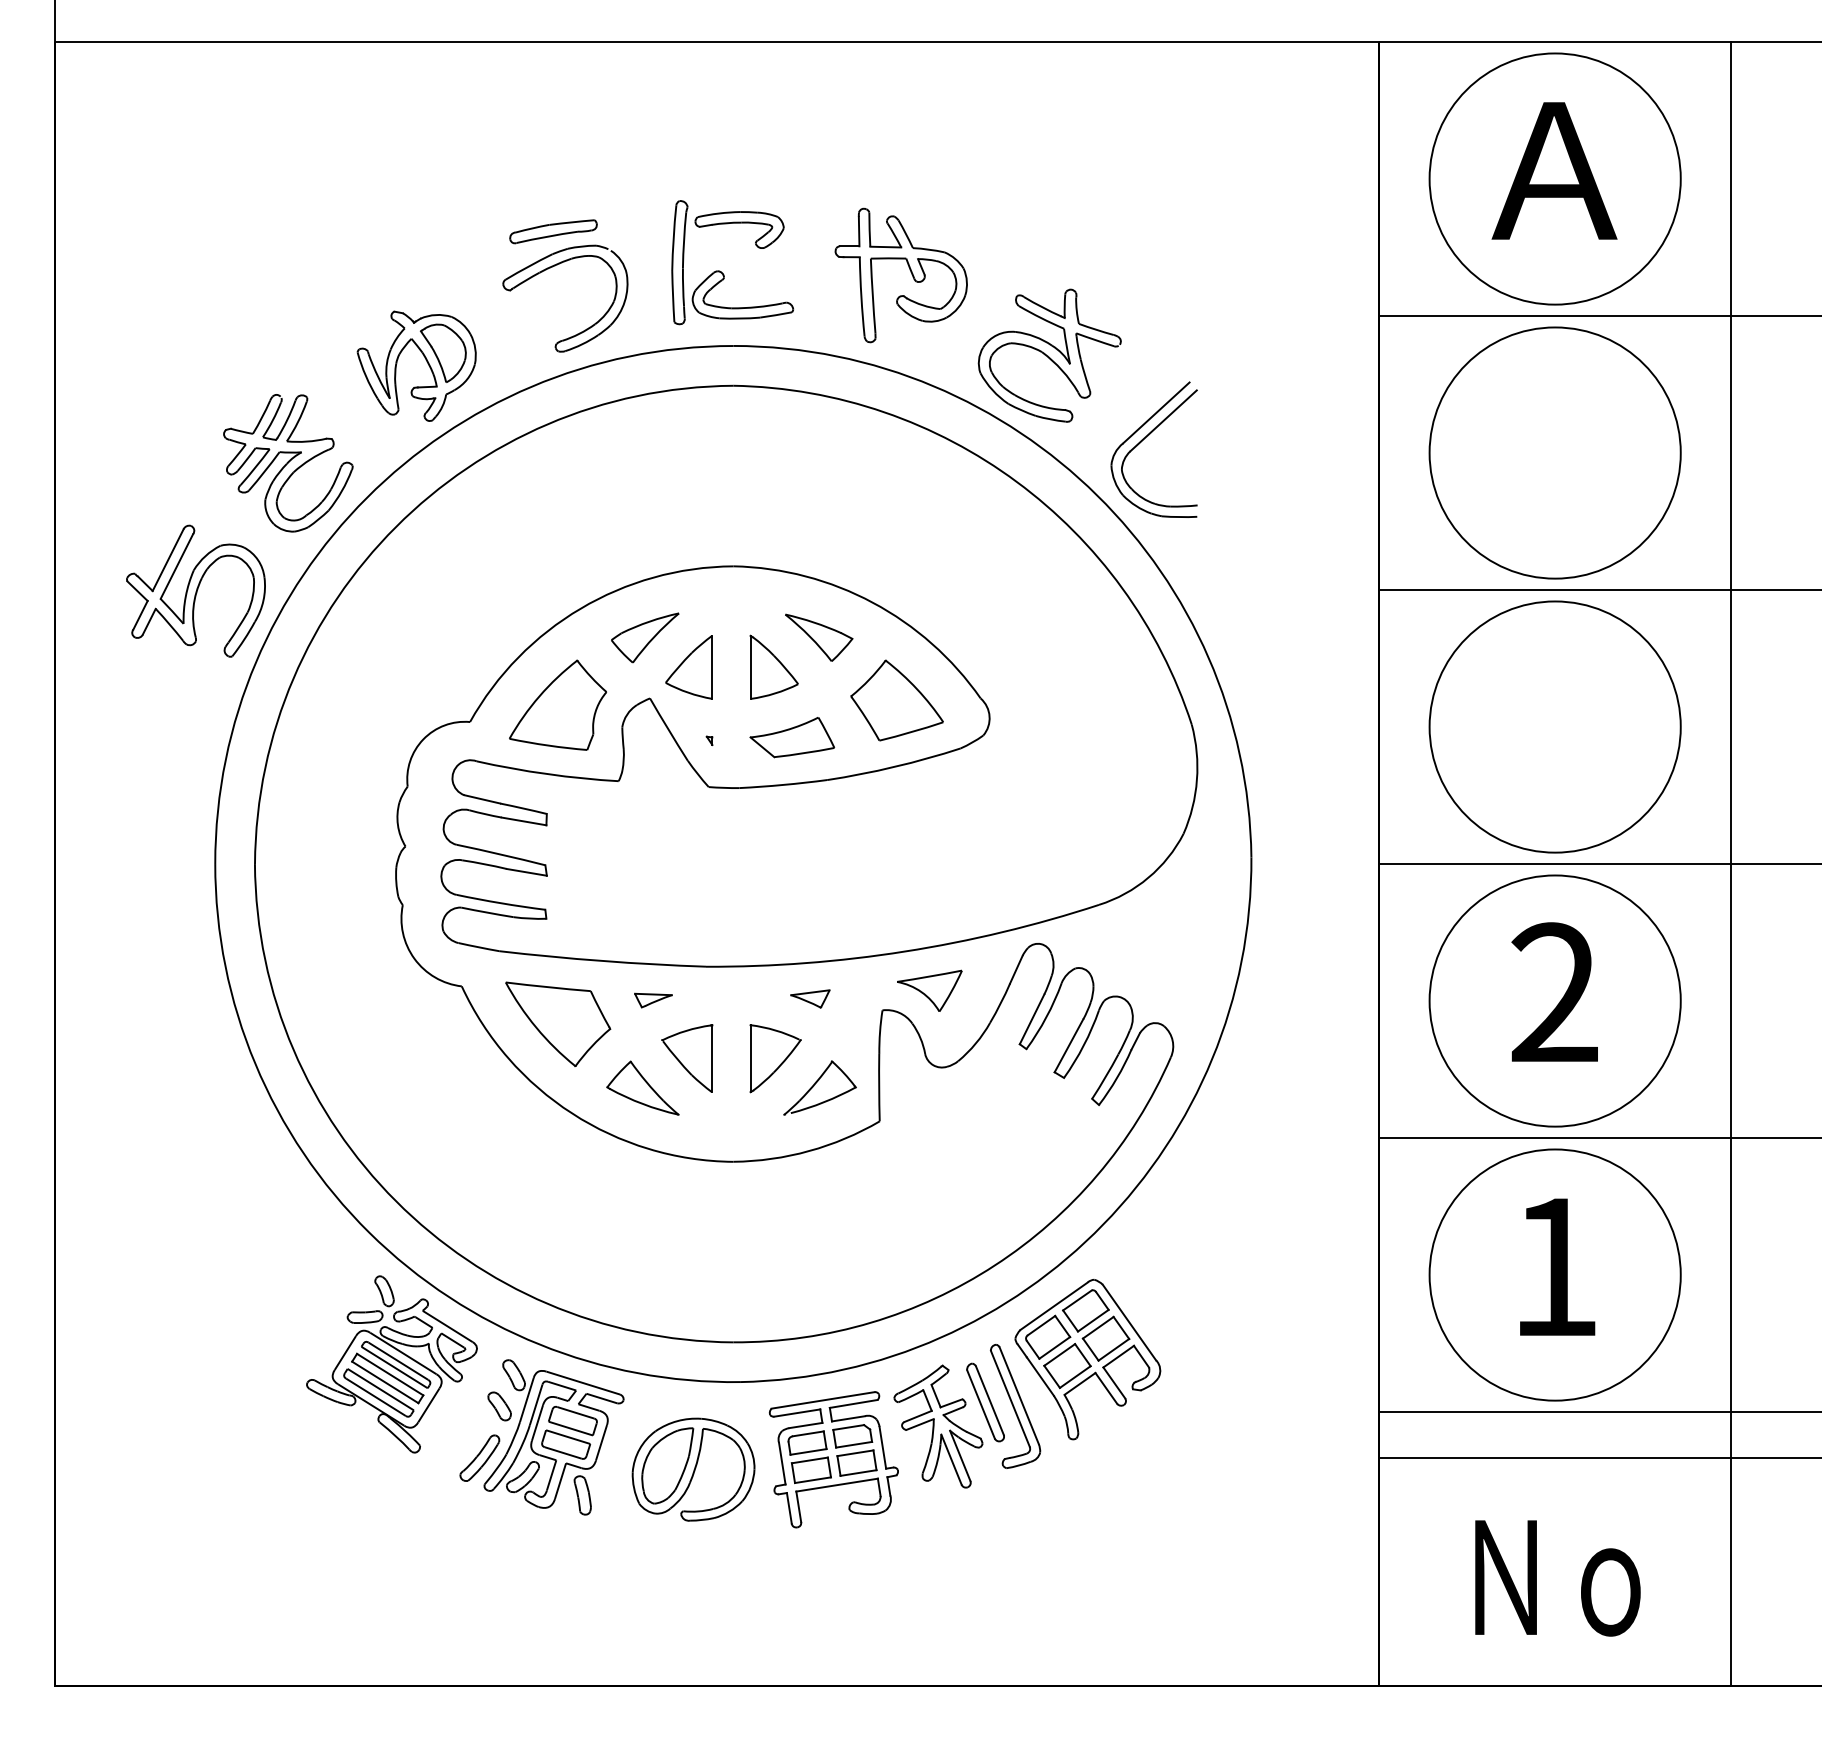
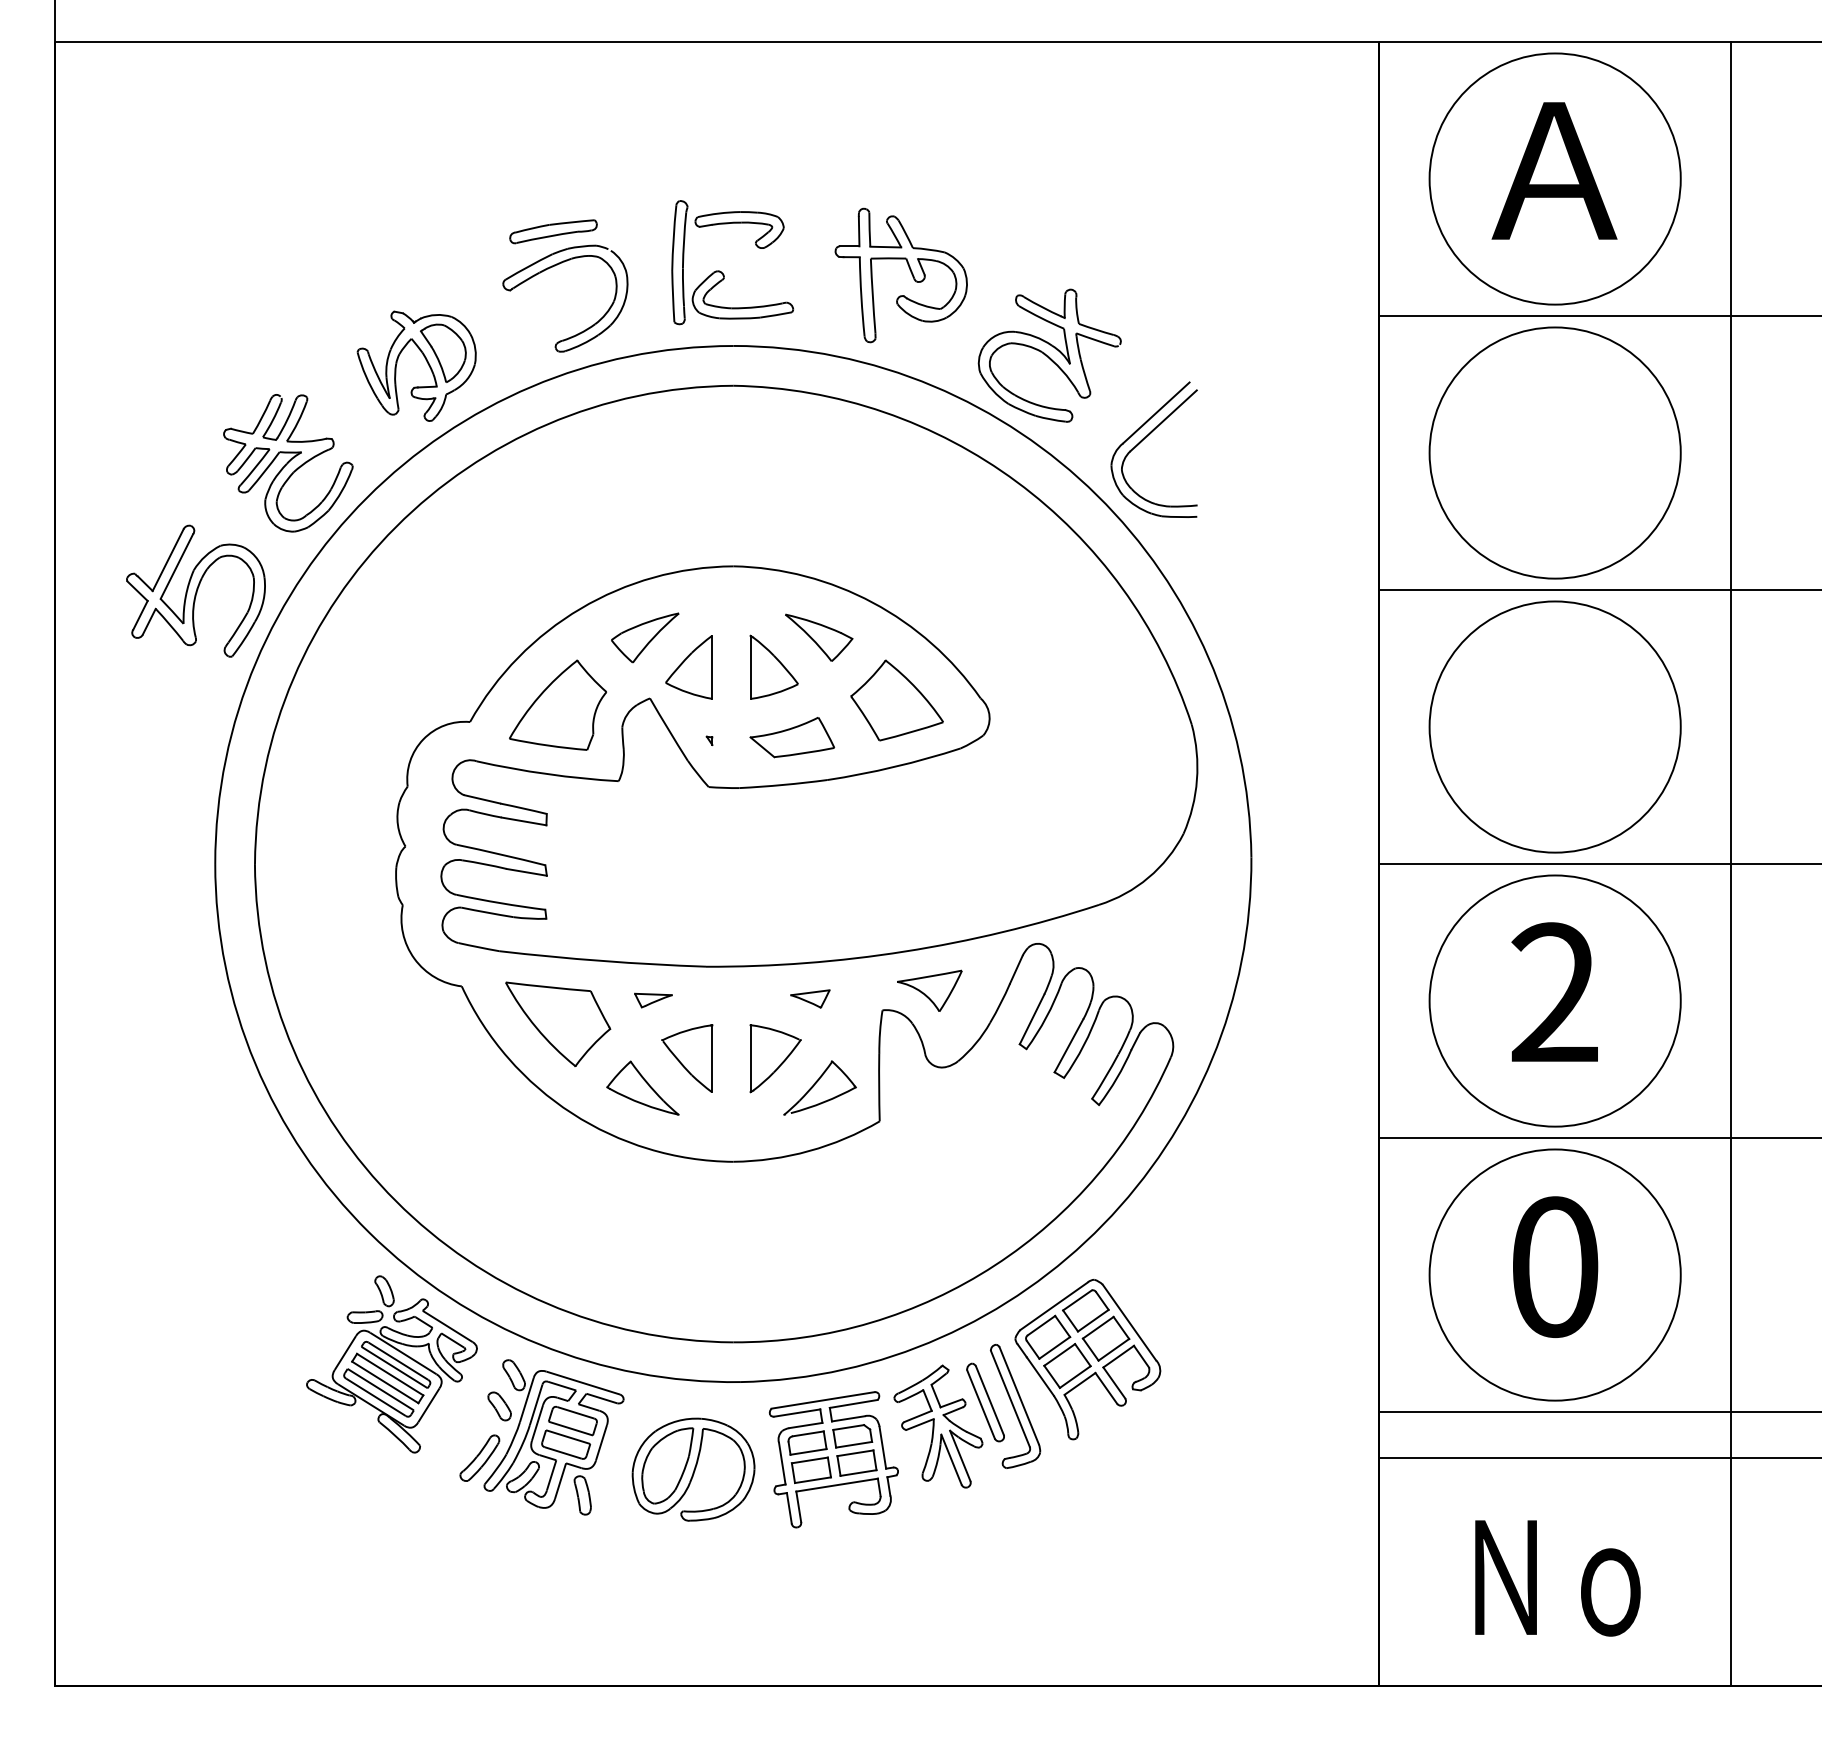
text: 1 -> 0 (1555, 1267)
